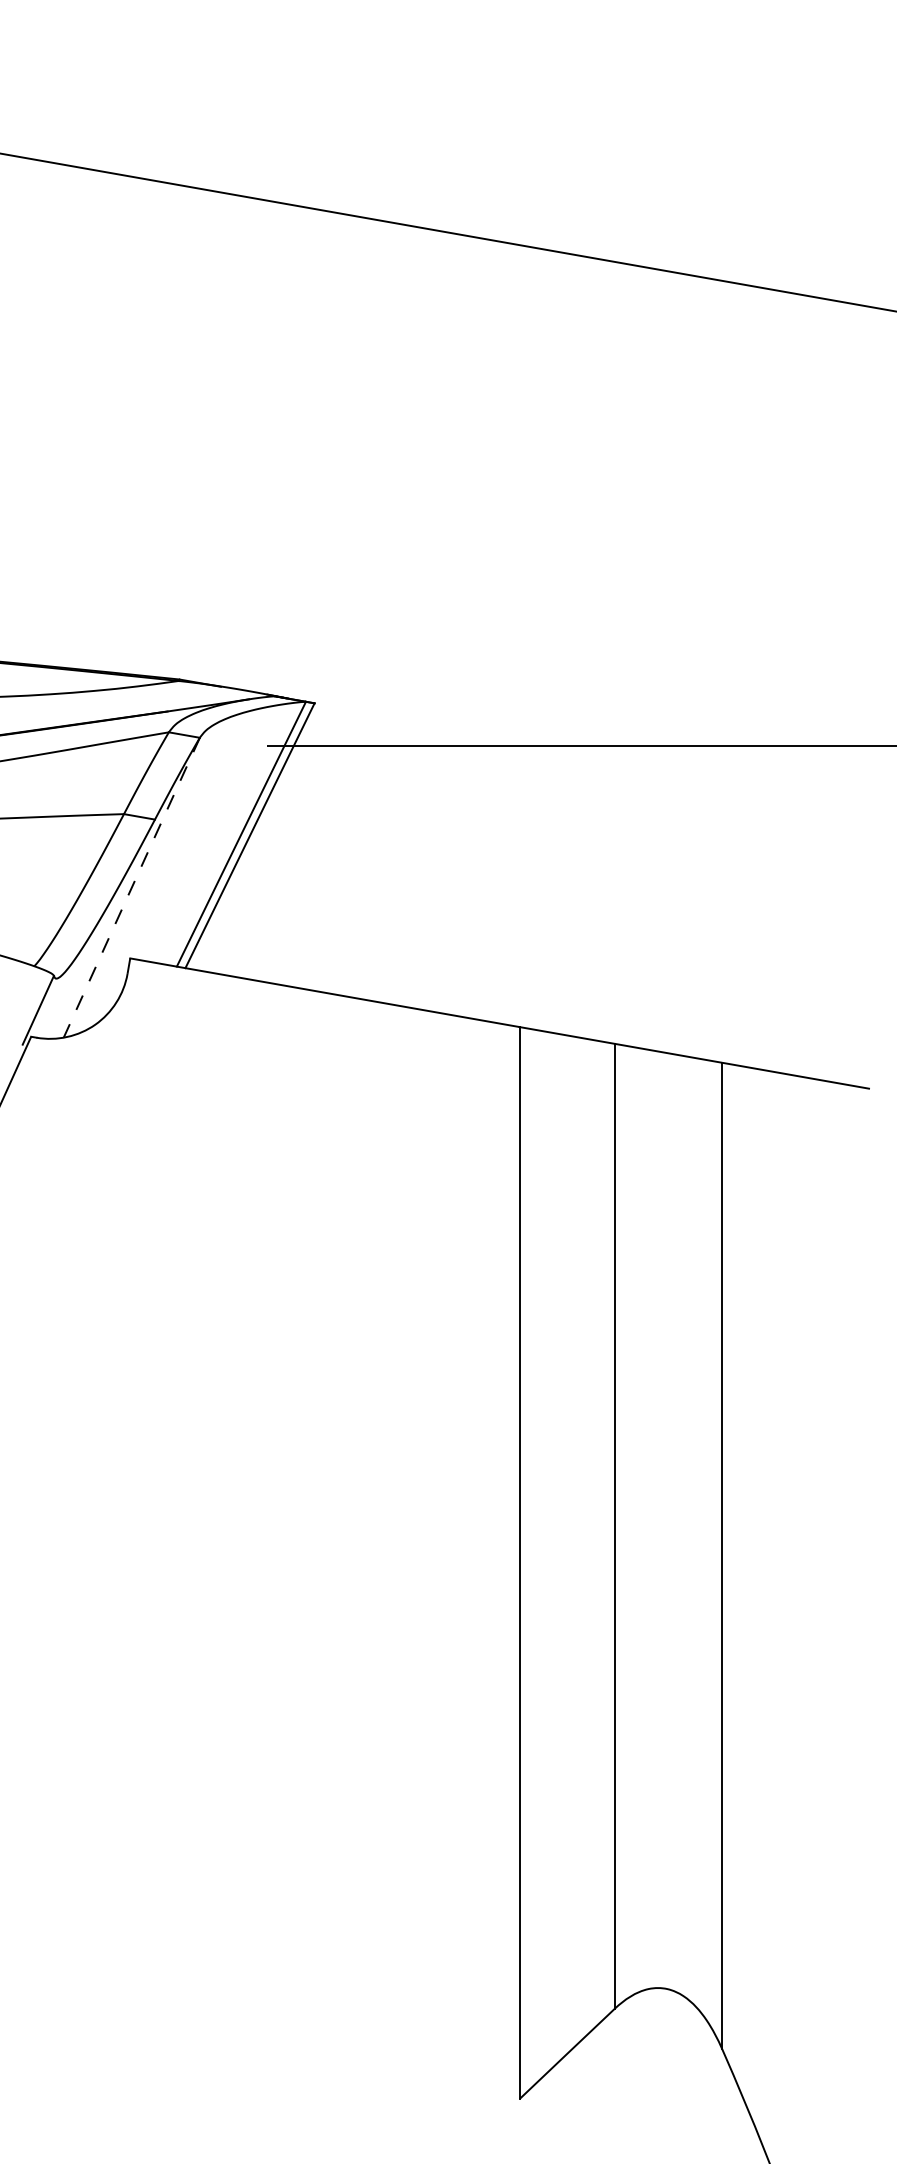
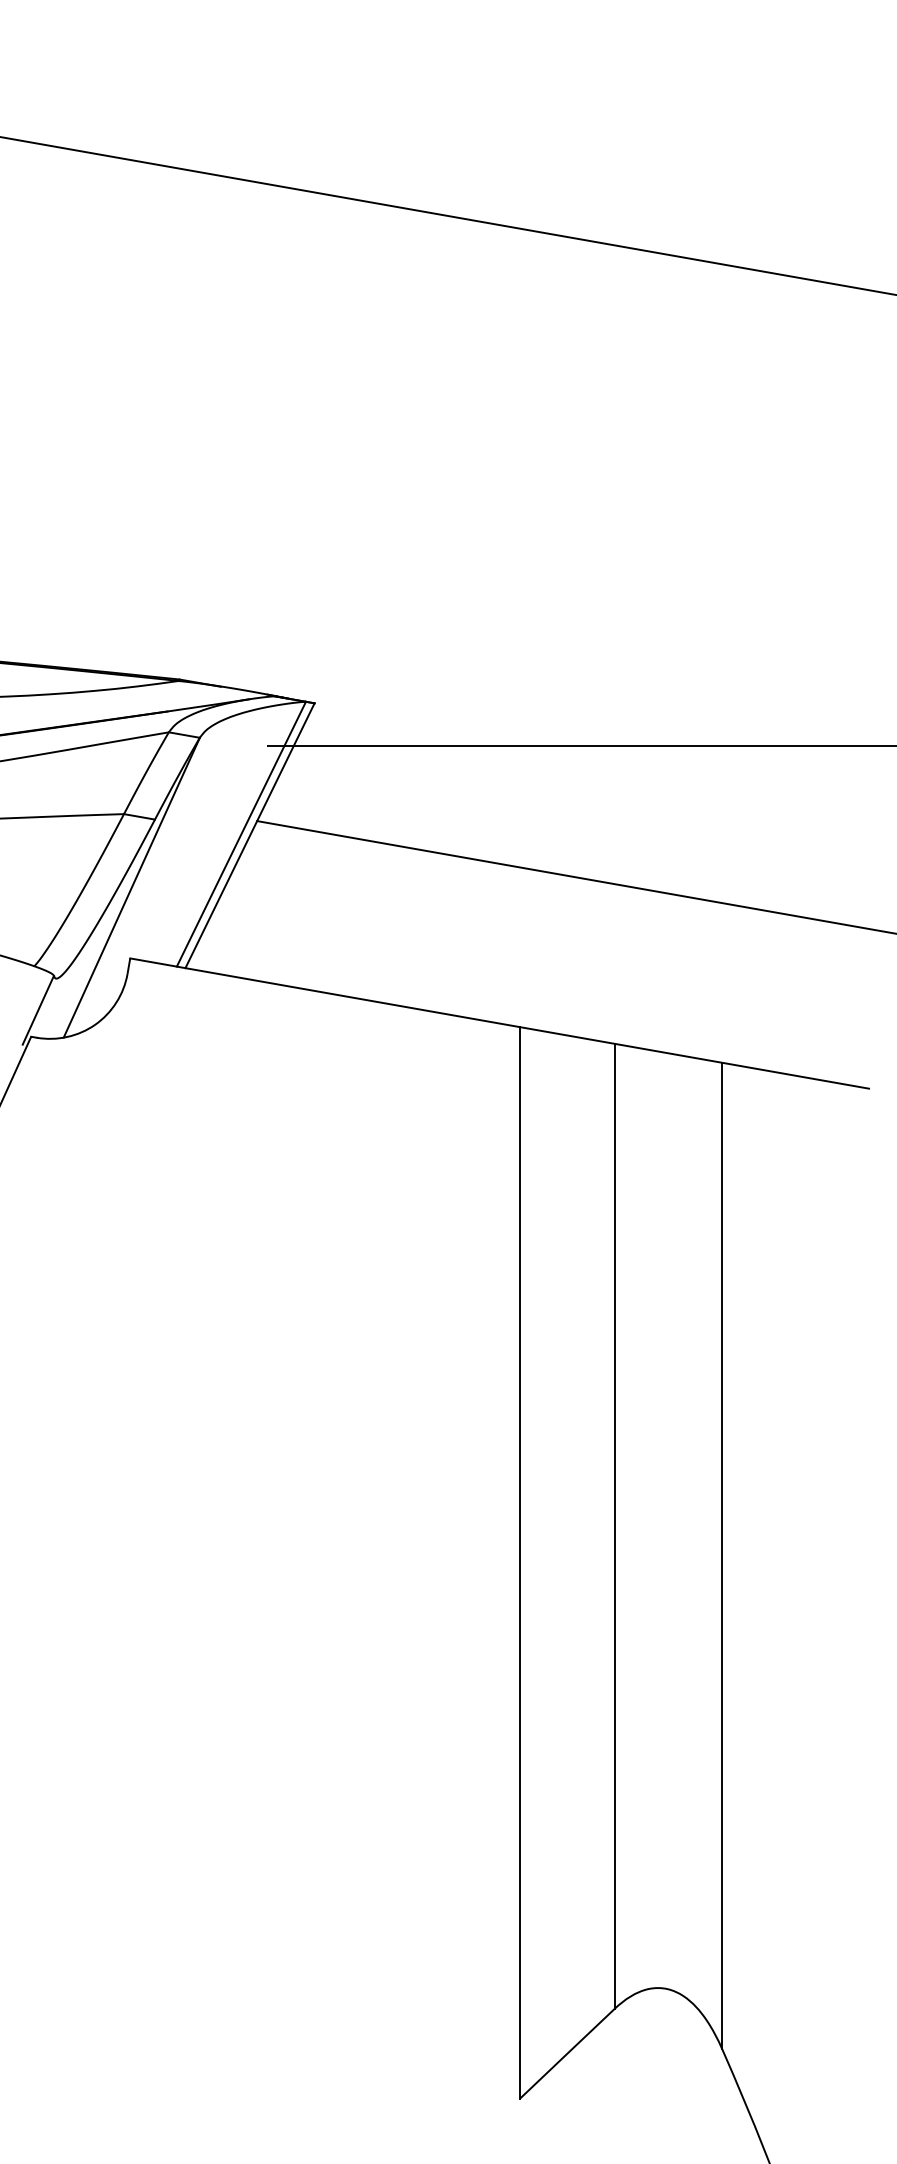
line position: (447, 232) -> (447, 215) (447, 215)
line: none -> present (575, 877)
line: dashed -> solid (131, 887)
